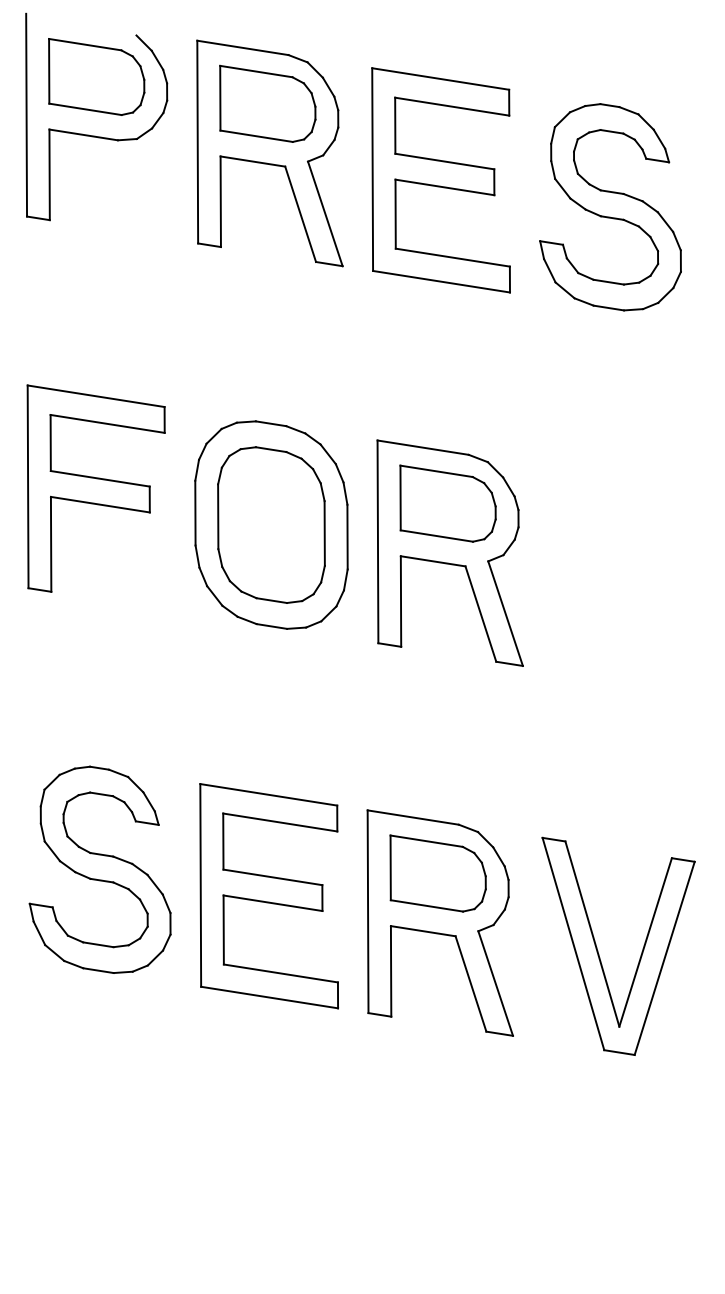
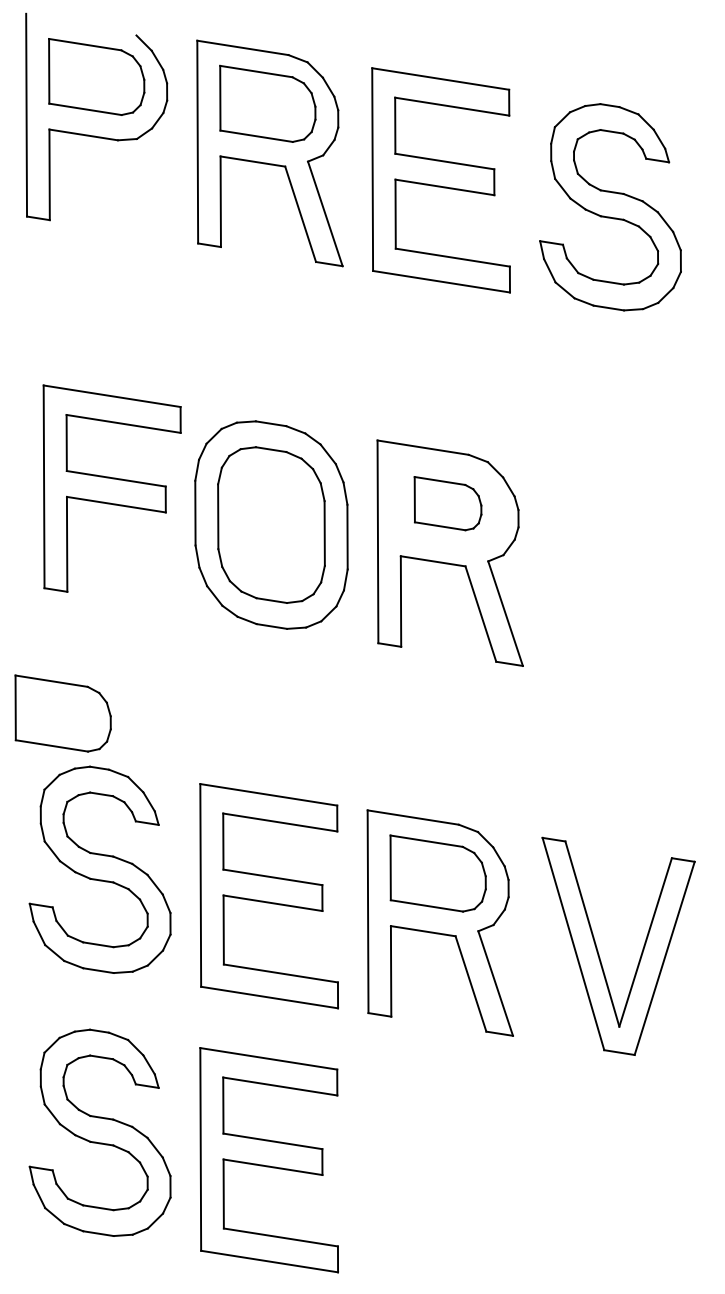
part position: (95, 488) -> (111, 488) (111, 488)
part size: 98x79 px -> 70x56 px (447, 503)
part: none -> present (62, 713)
part: none -> present (99, 1132)
part: none -> present (268, 1160)
